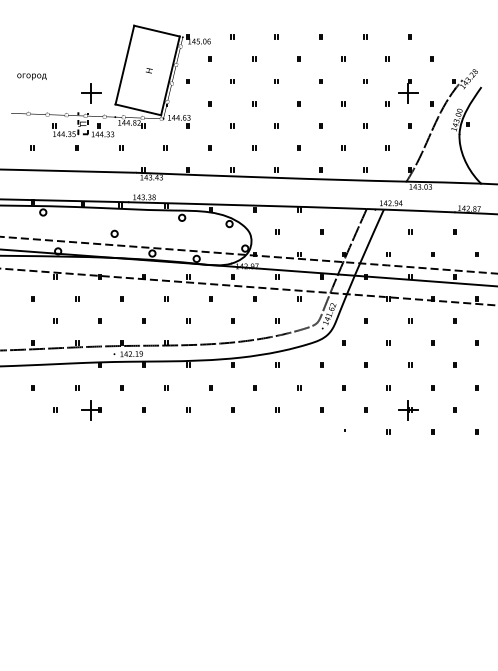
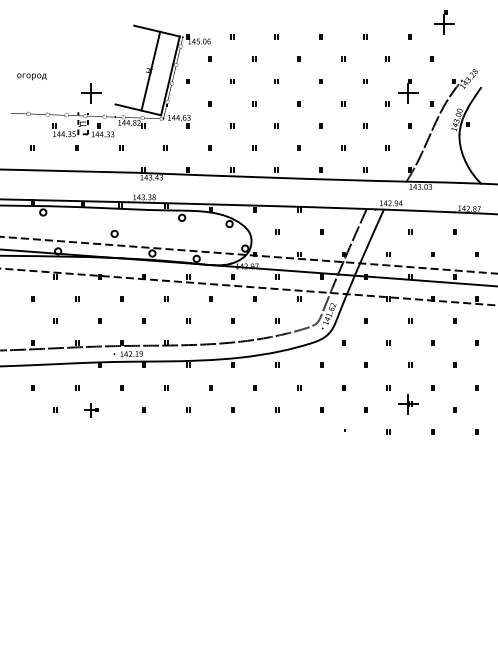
part: none -> present (444, 22)
line position: (124, 64) -> (150, 70) (150, 70)
part size: 21x21 px -> 15x15 px (91, 410)
part position: (408, 410) -> (408, 404) (408, 404)
